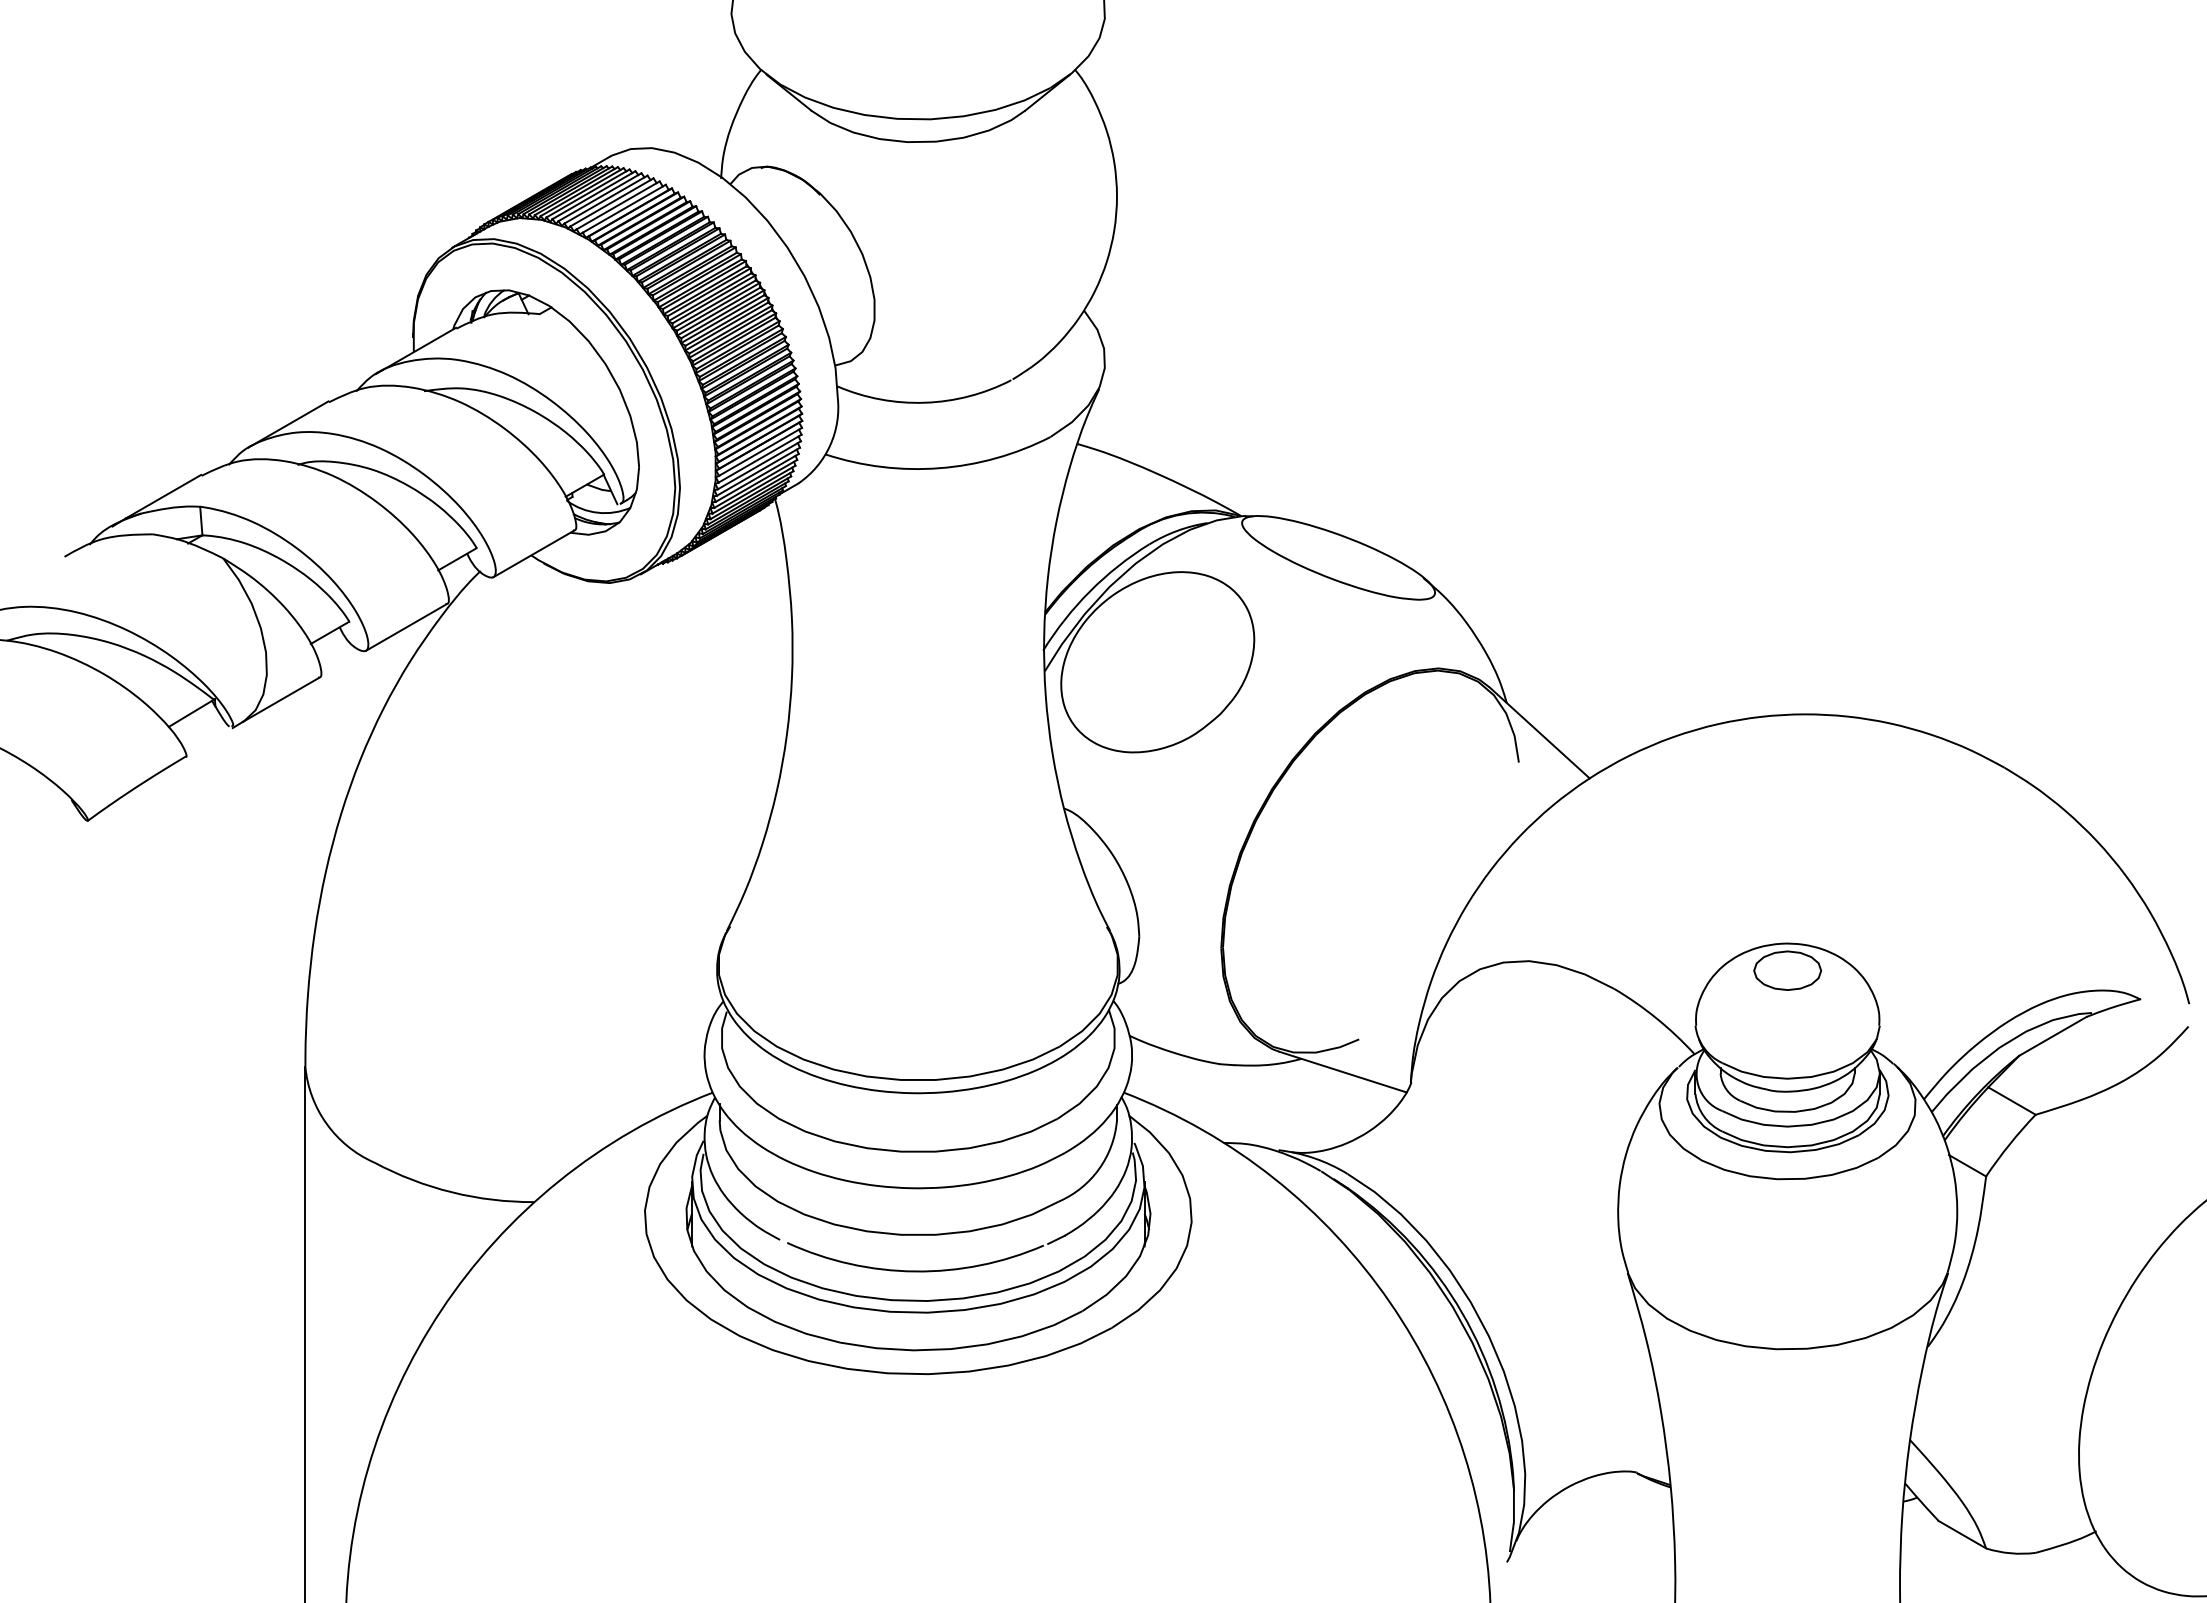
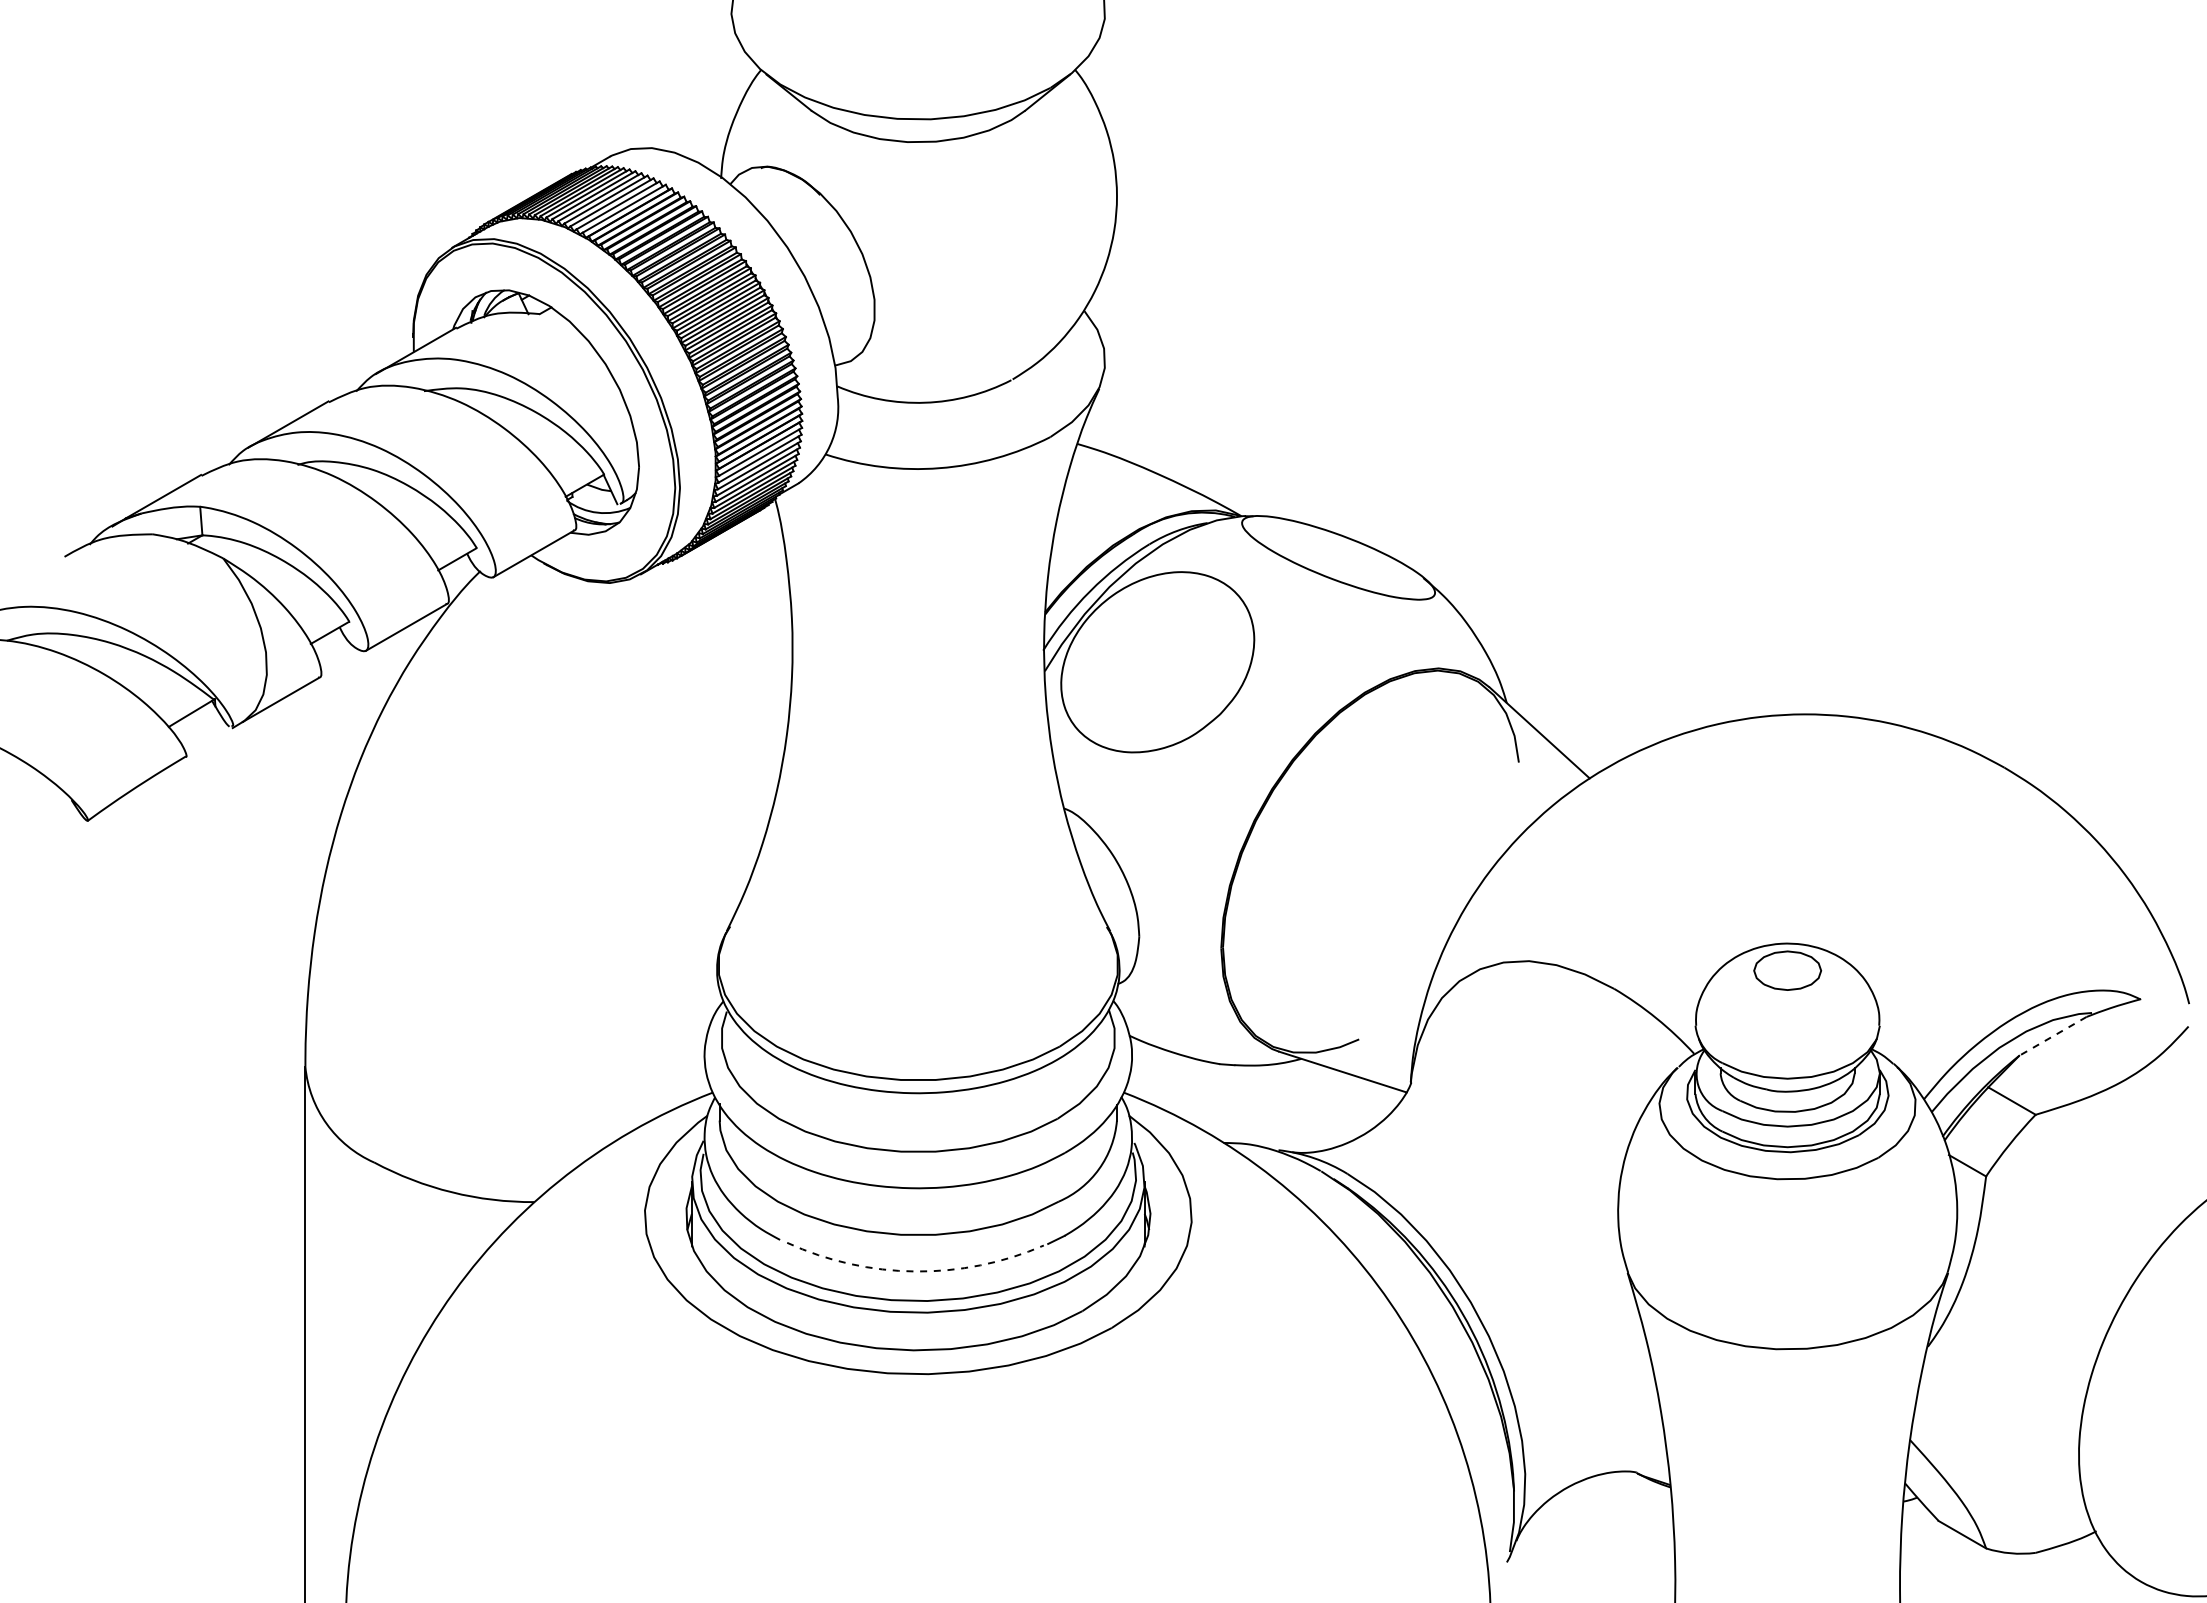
line: solid -> dashed (2052, 1036)
arc: solid -> dashed (915, 1271)
